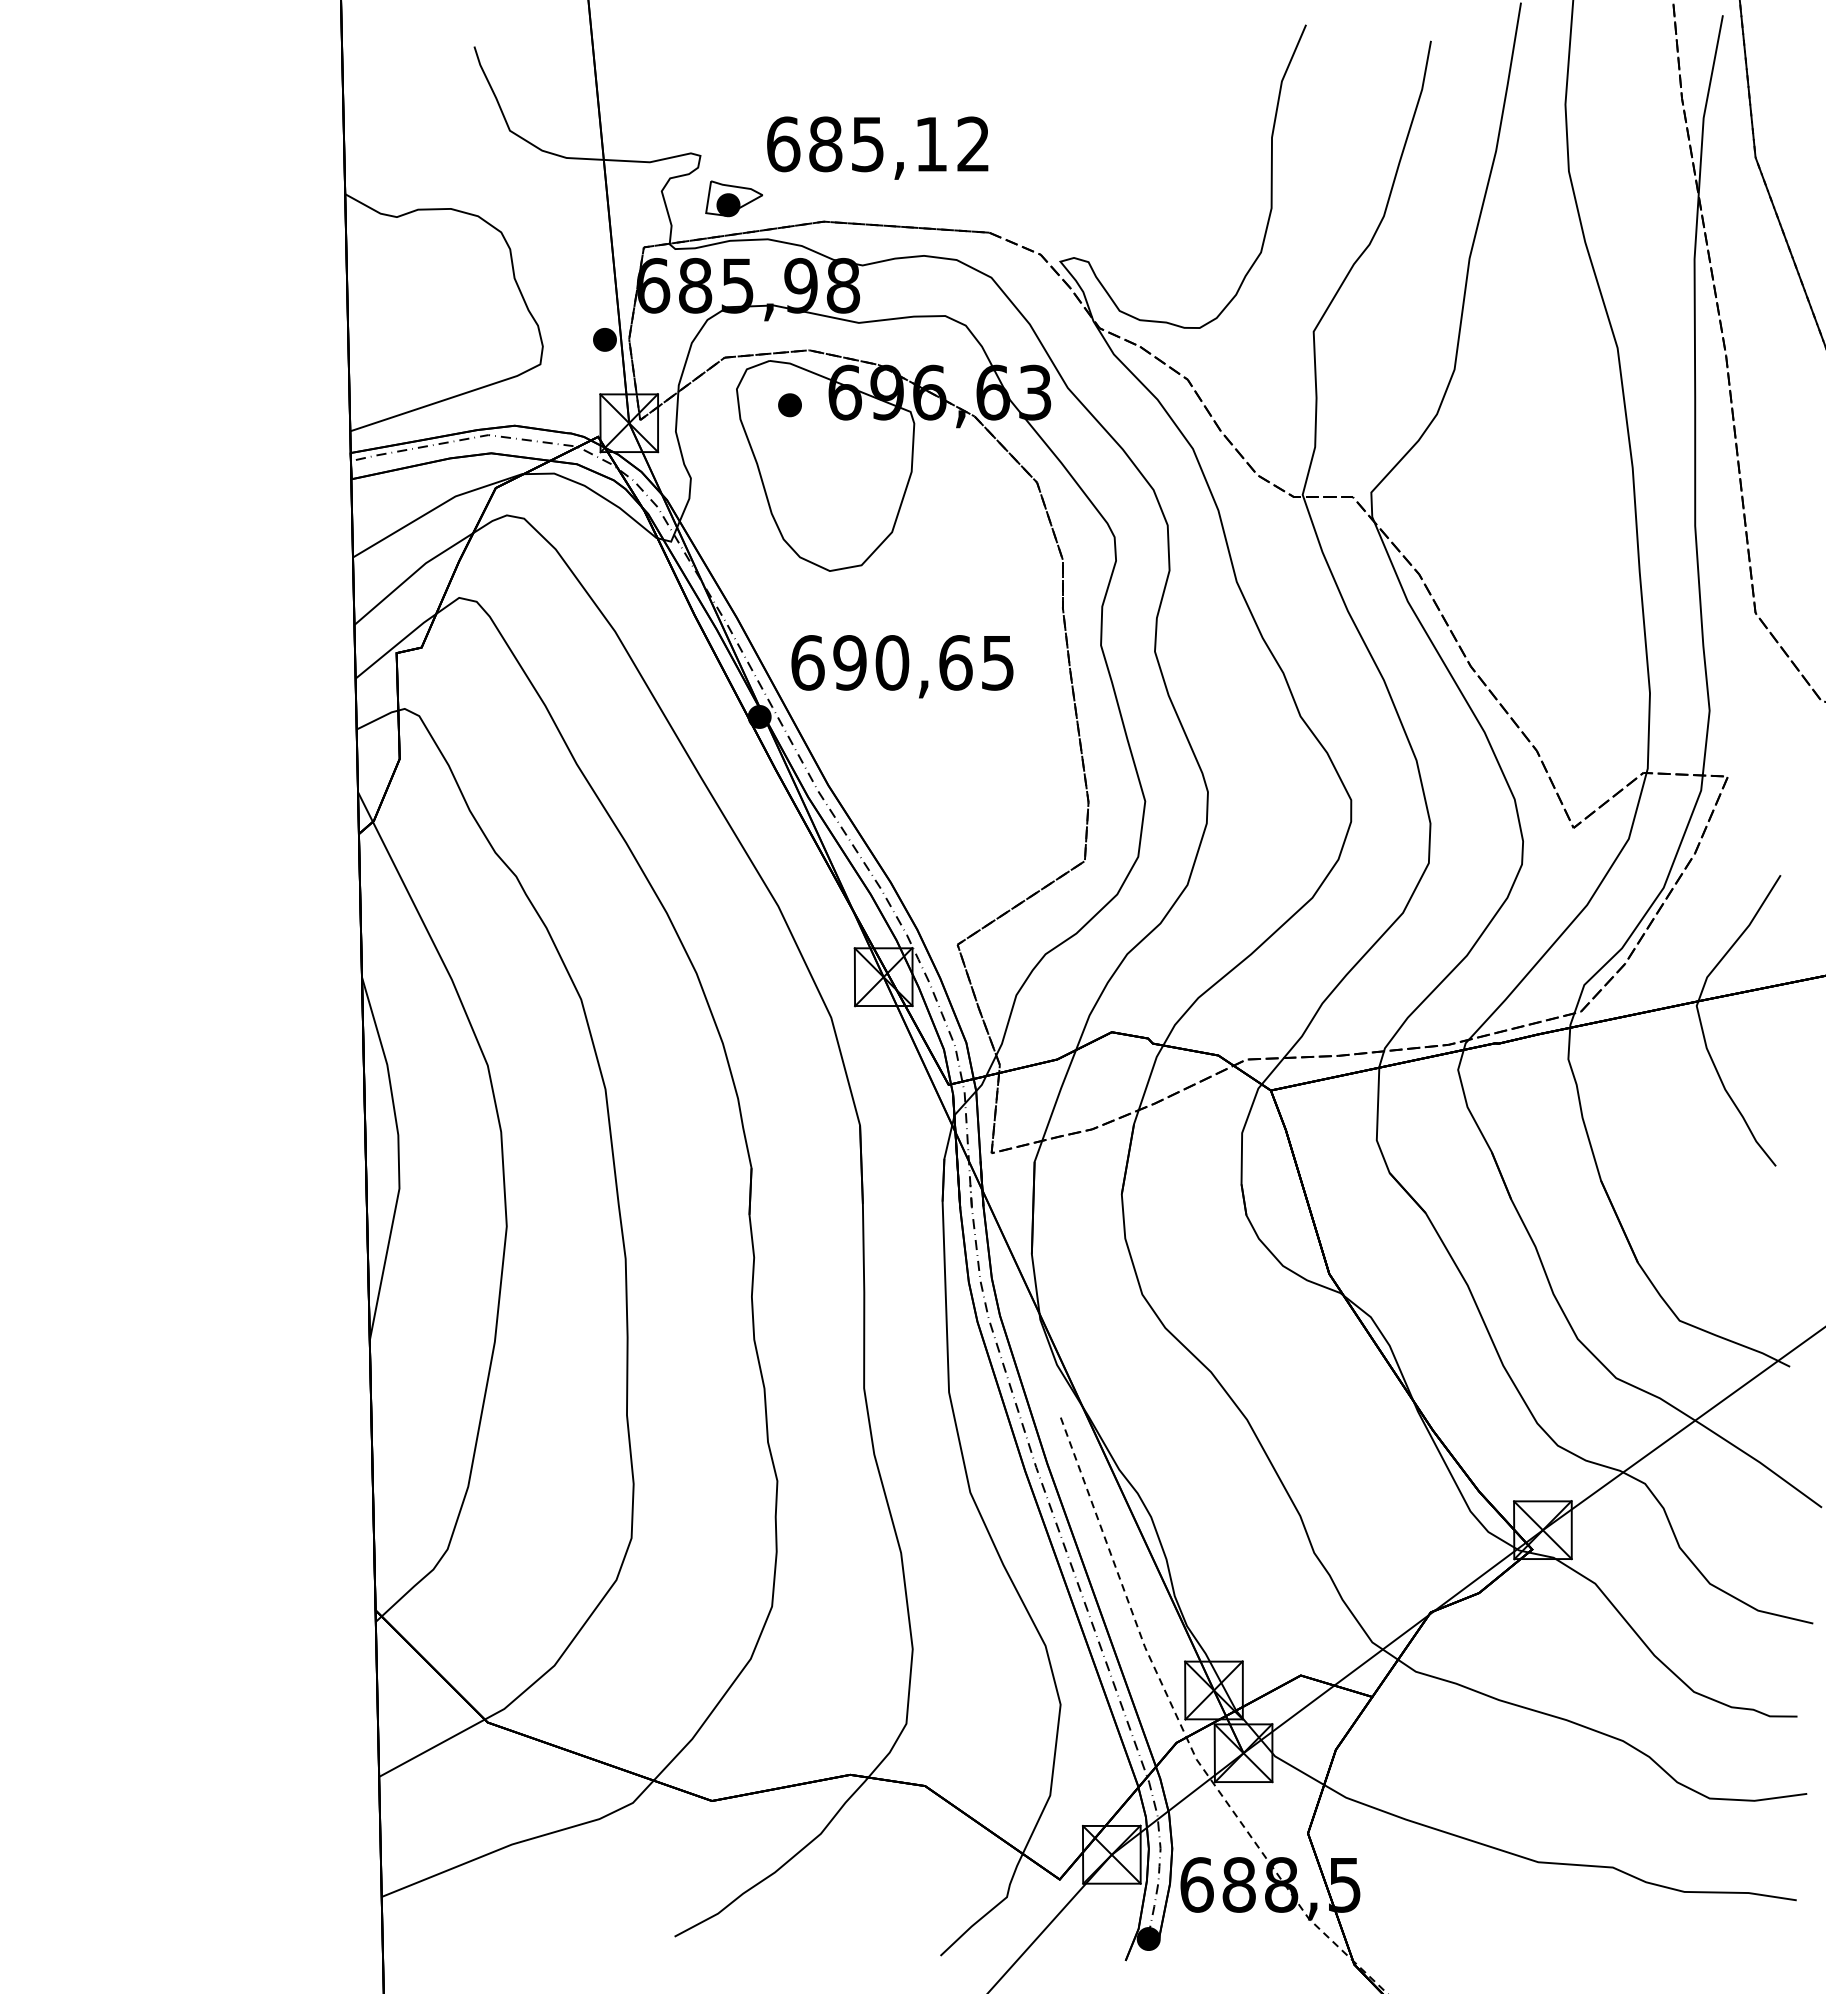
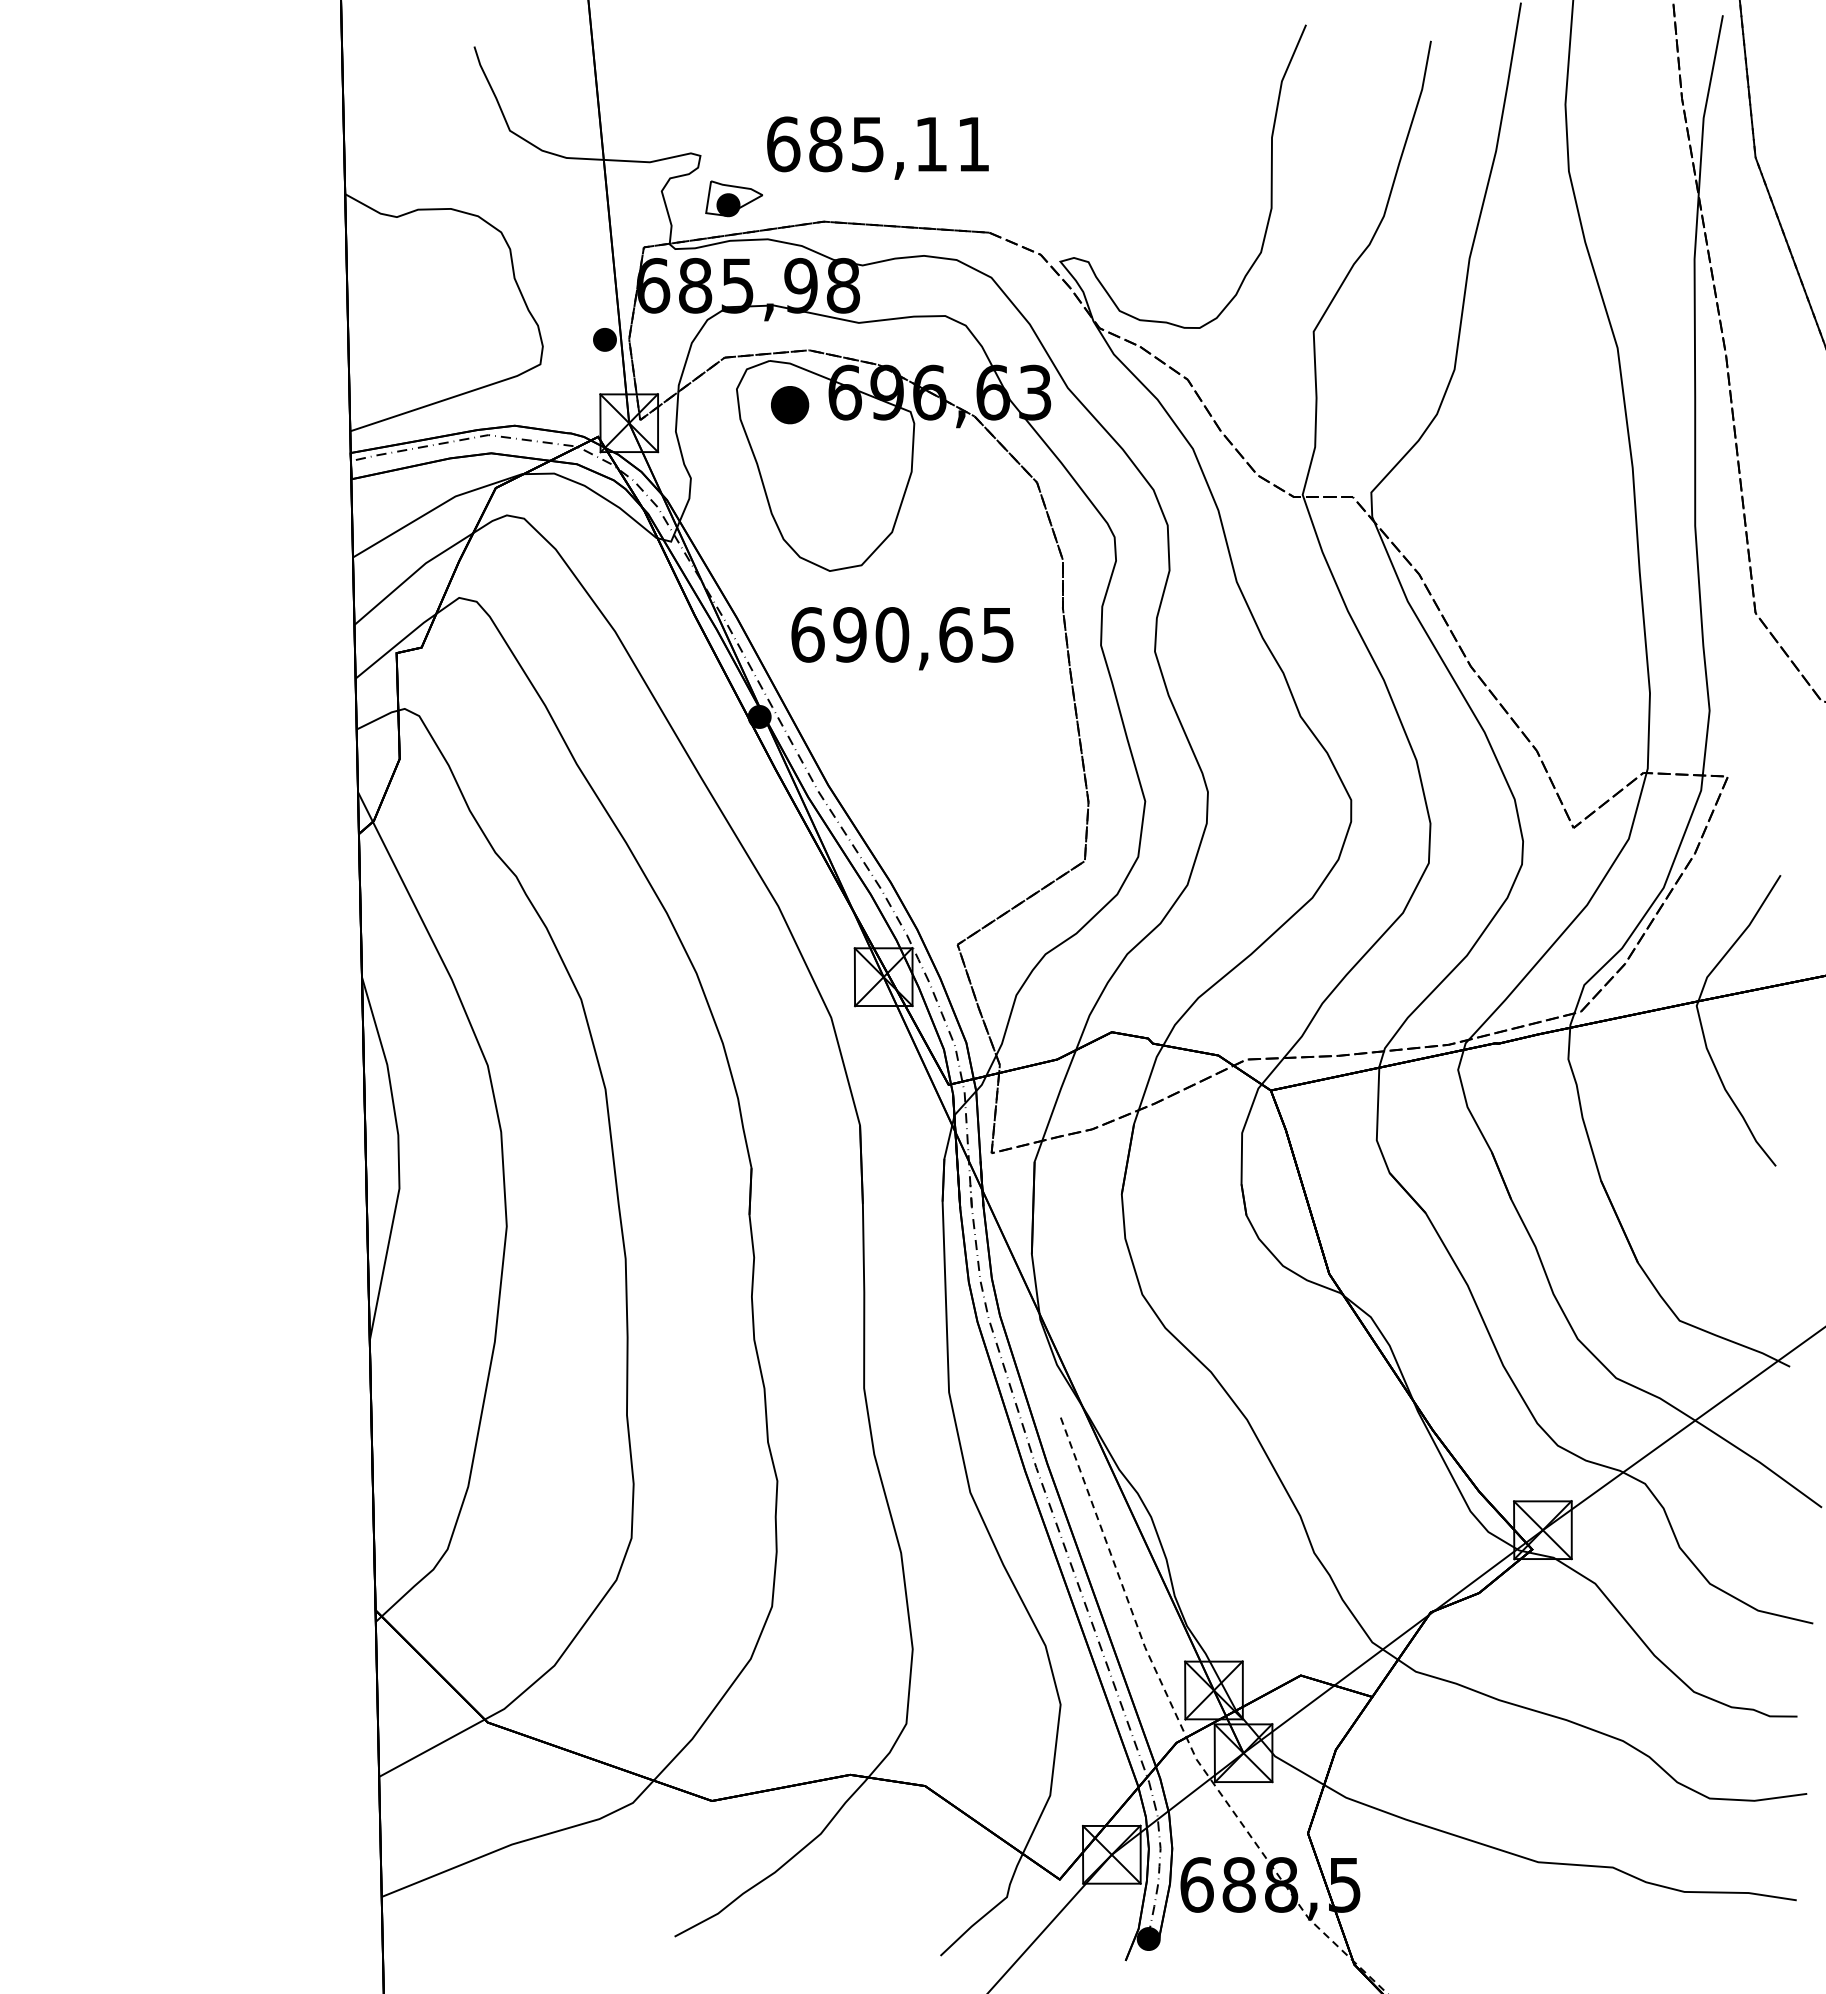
text: 685,12 -> 685,11 (972, 143)
part size: 24x25 px -> 39x39 px (790, 405)
text position: (902, 666) -> (902, 638) (902, 638)
